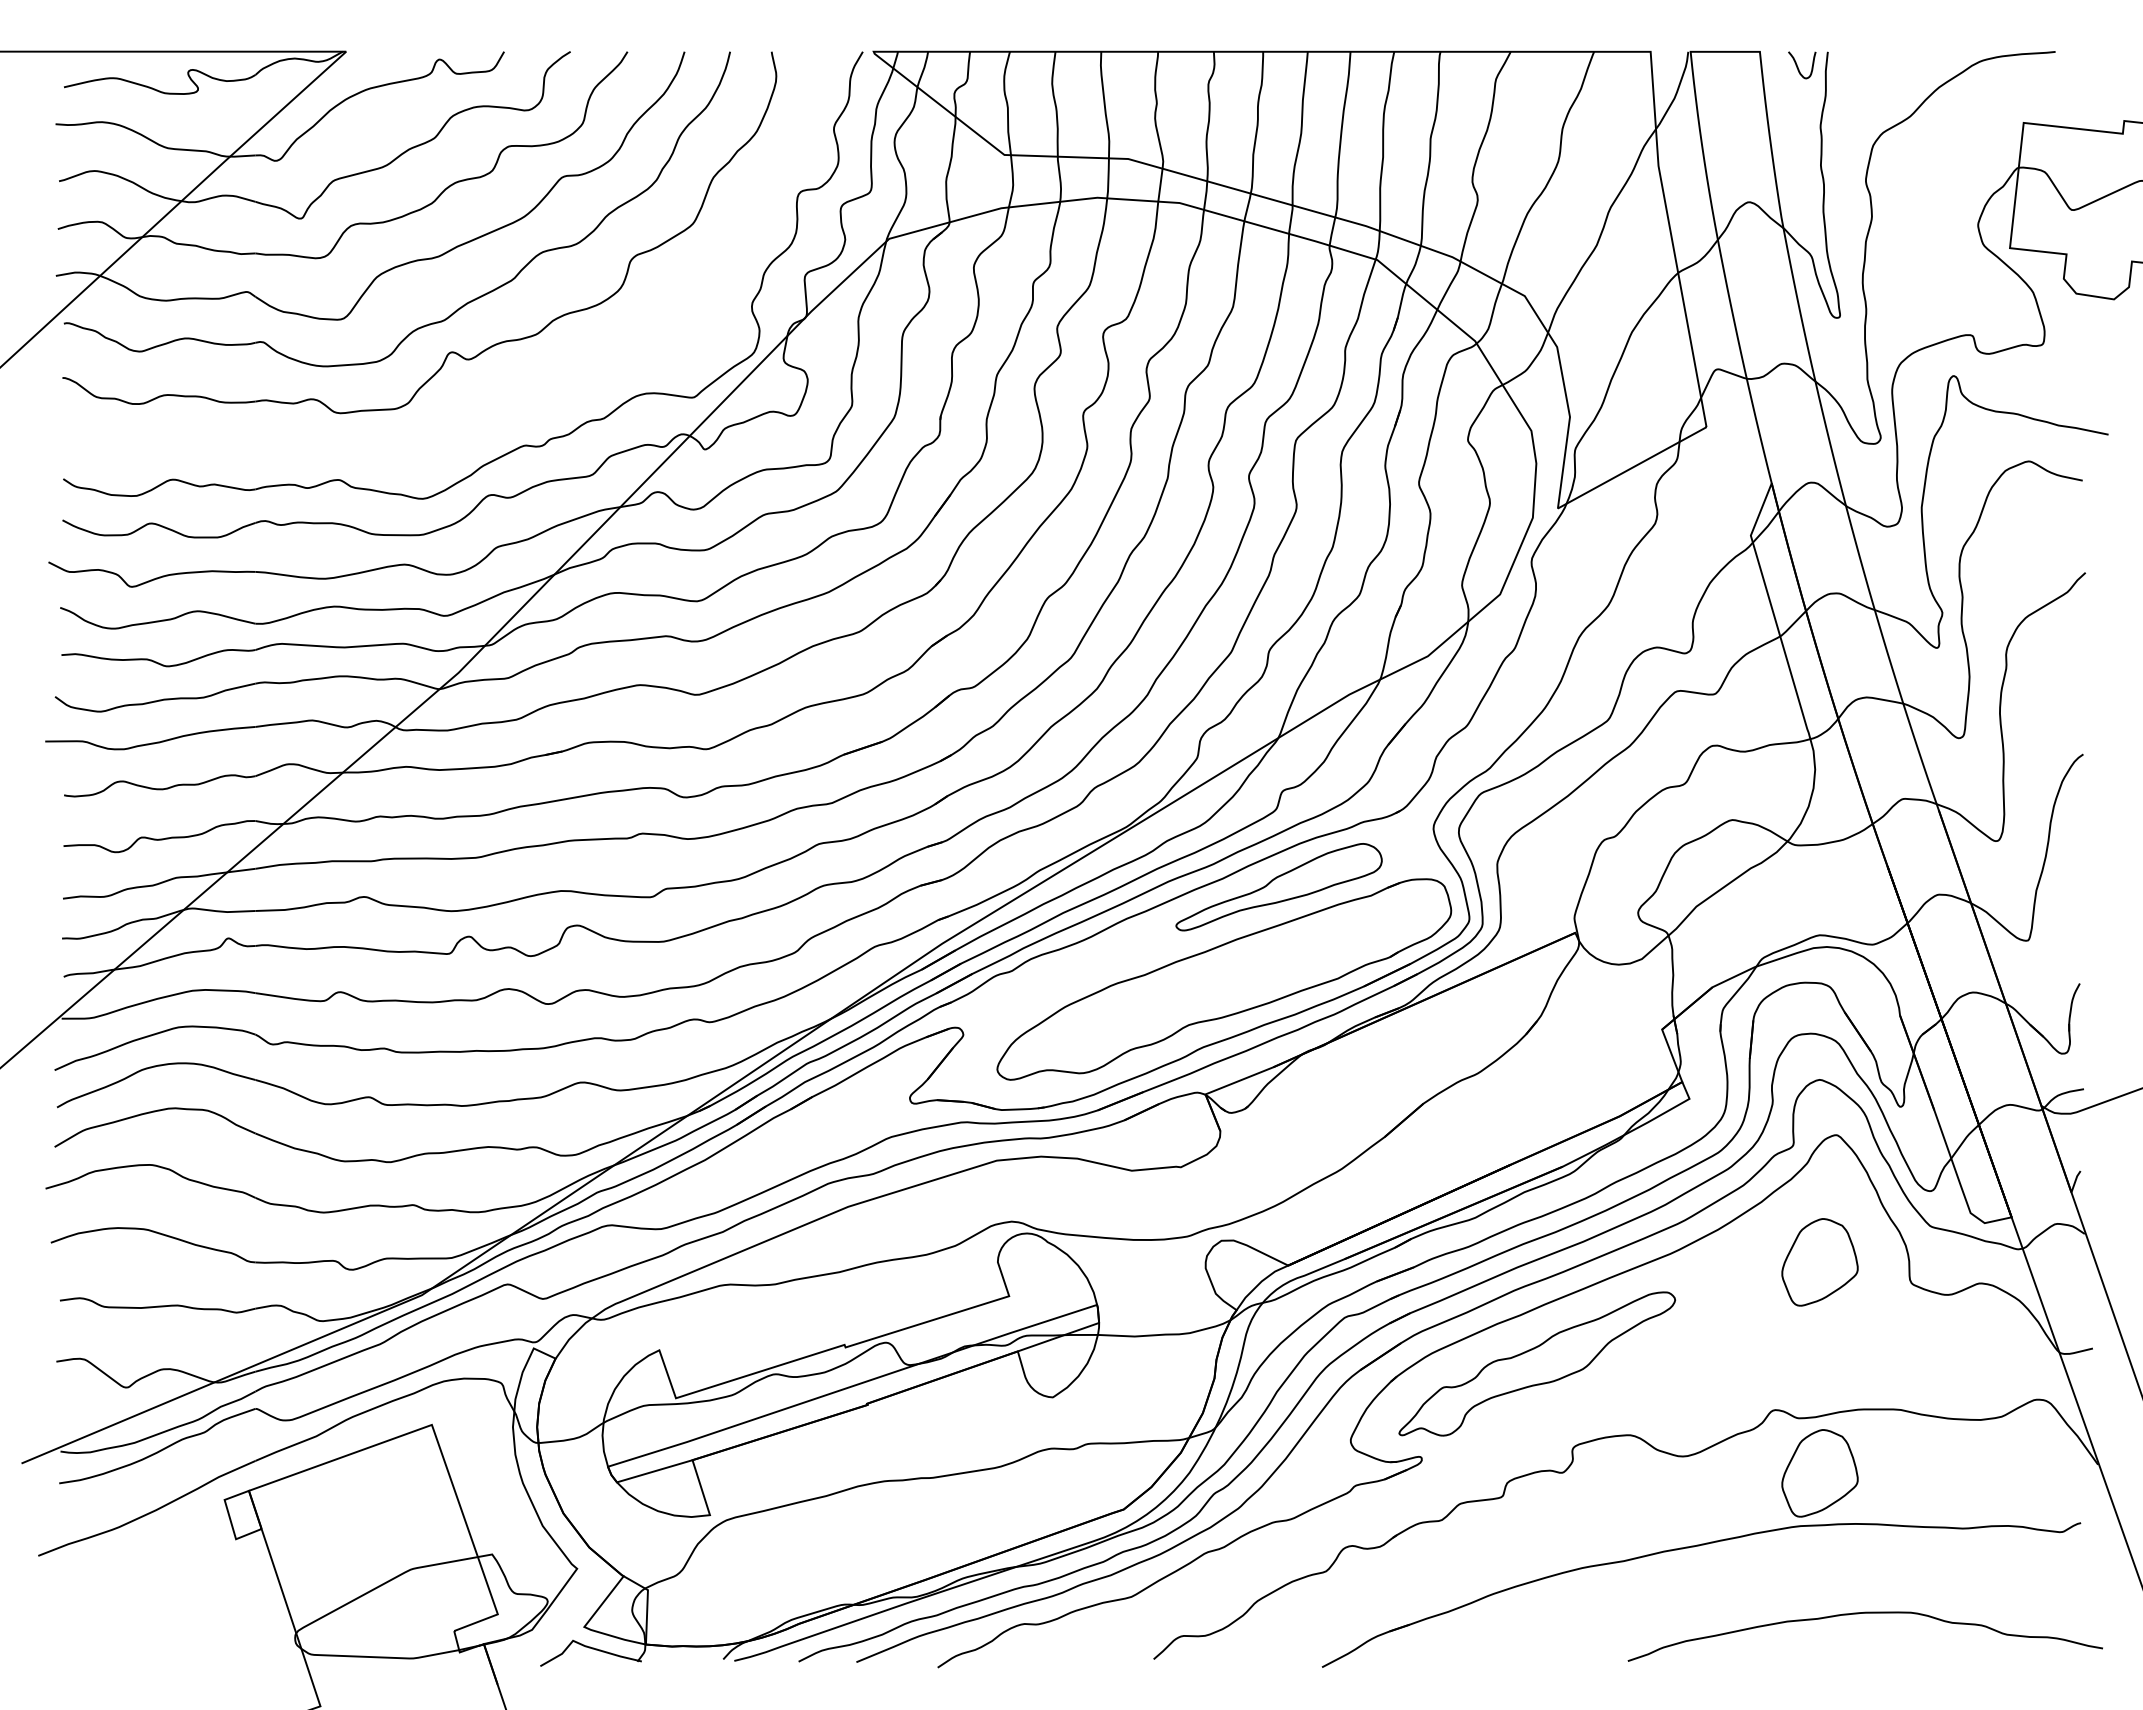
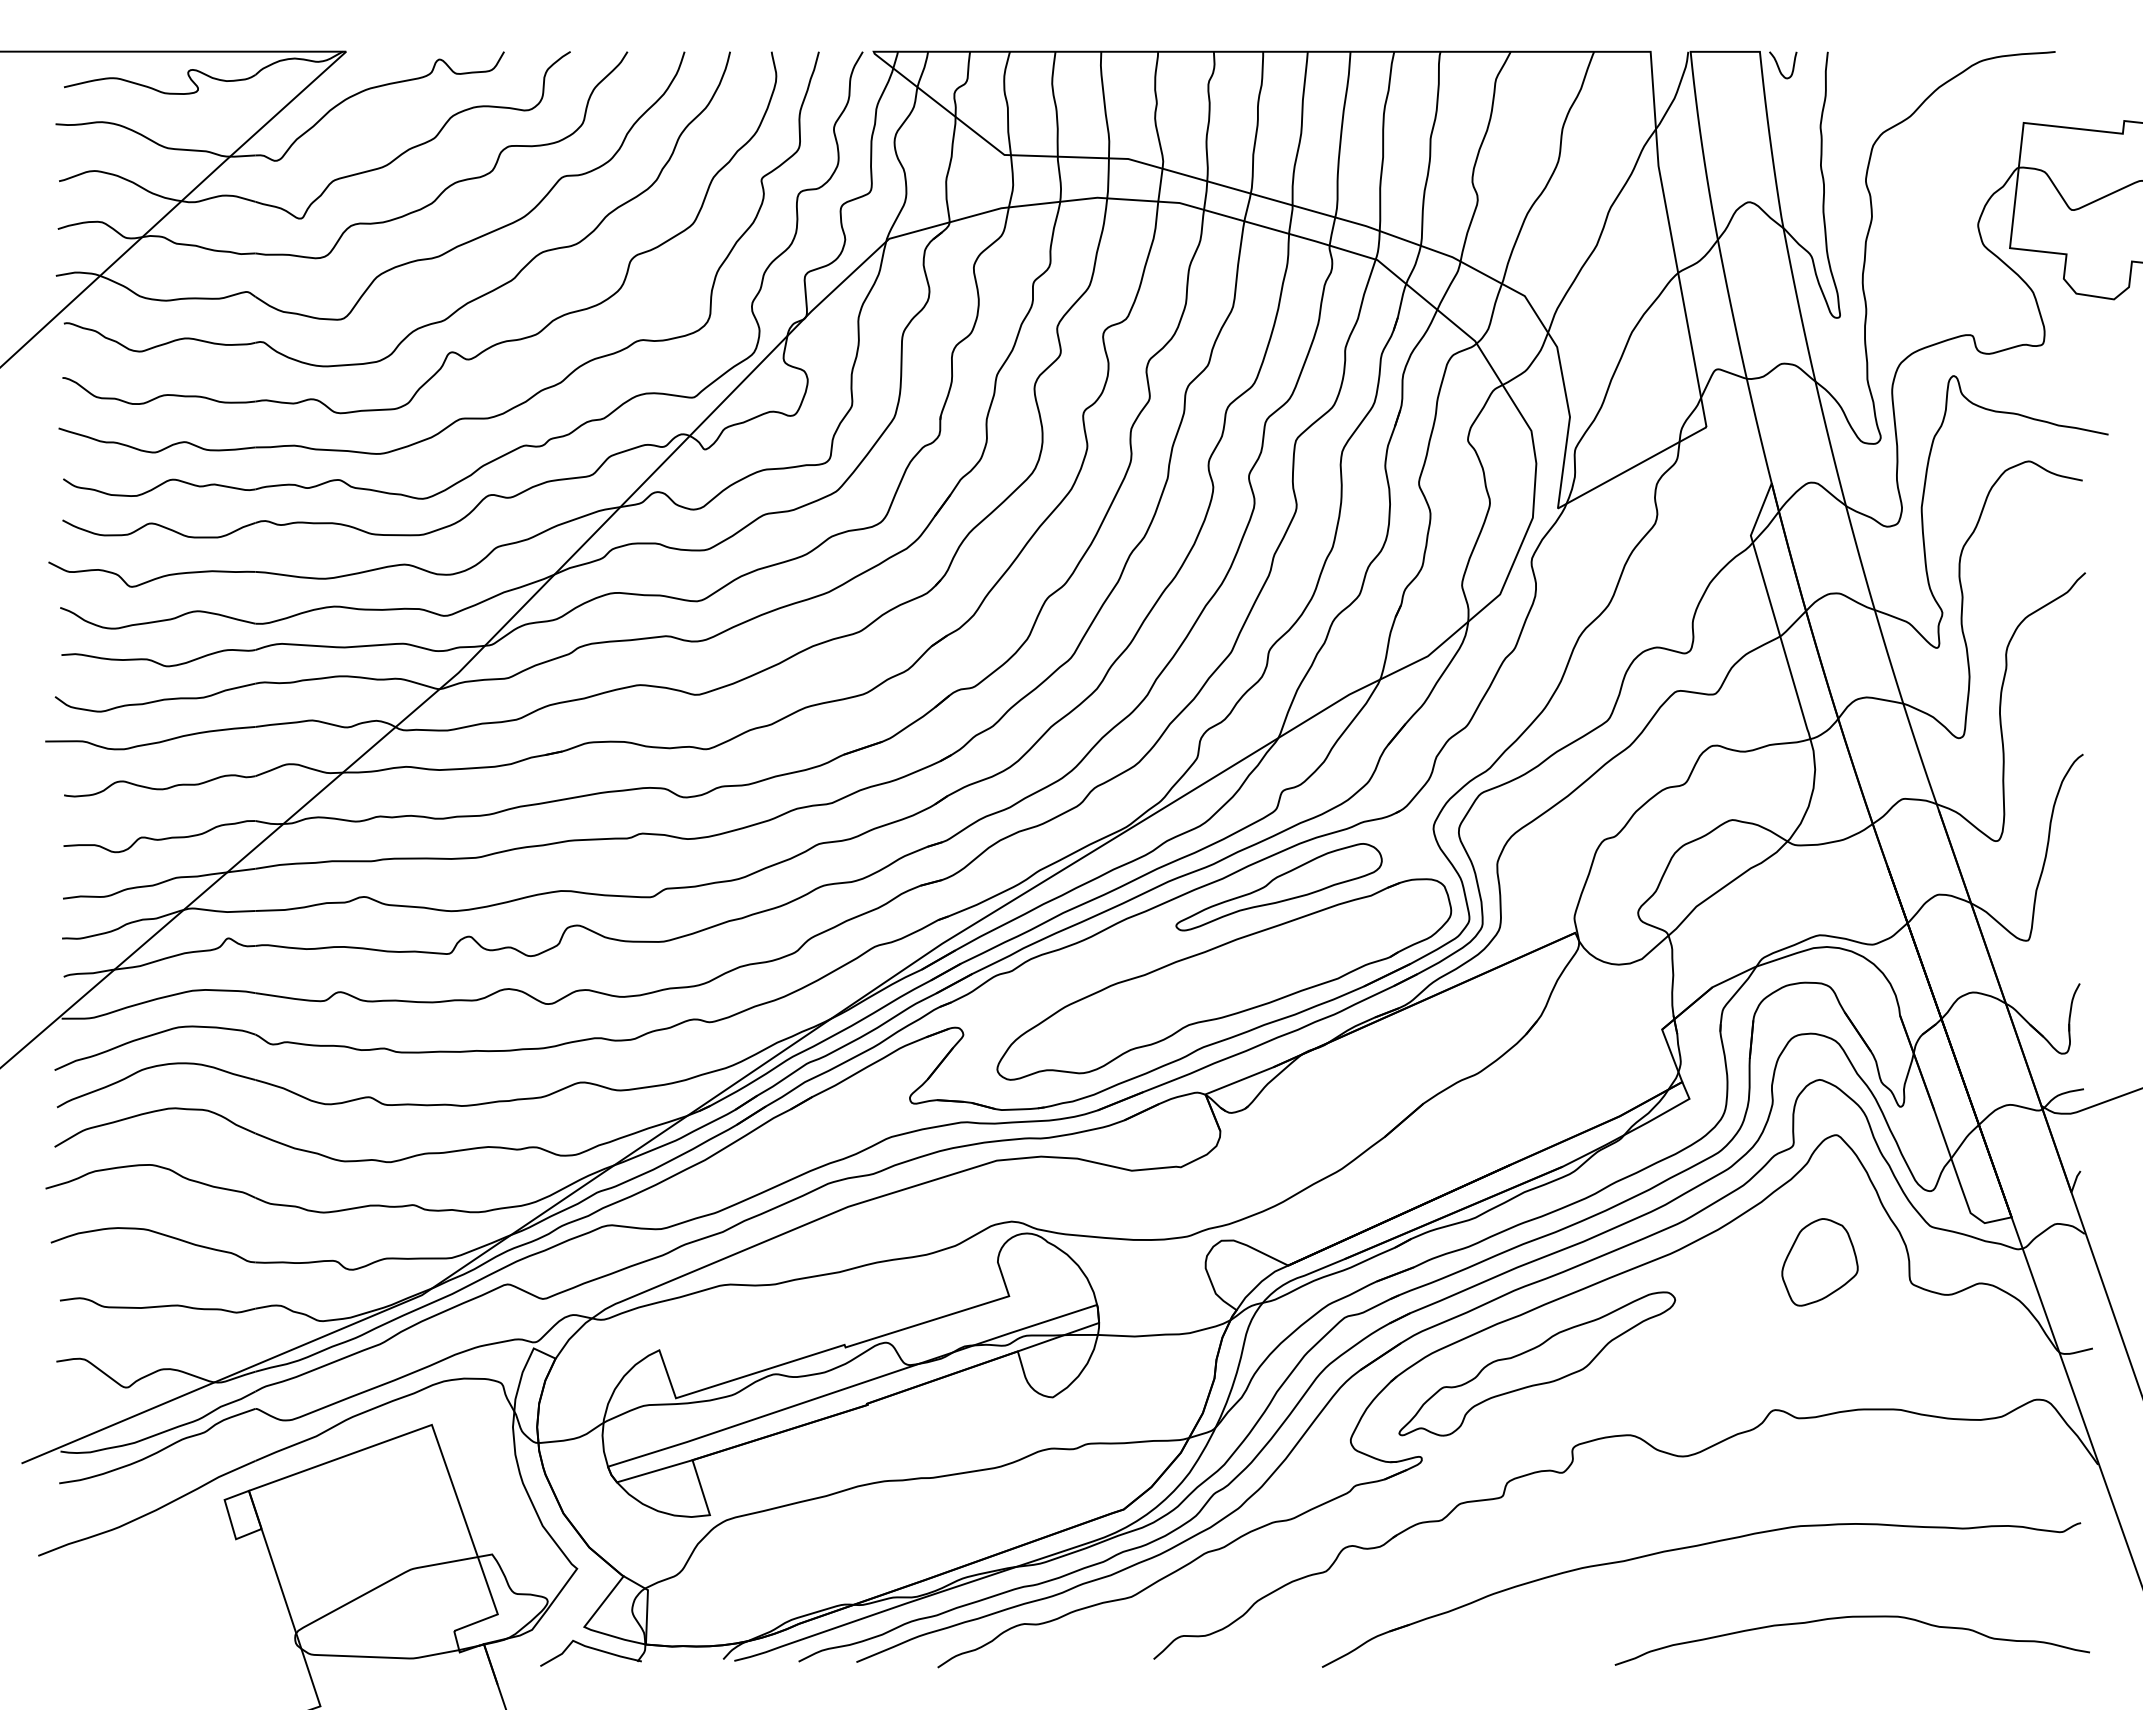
curve position: (1798, 66) -> (1779, 66) (1779, 66)
part: none -> present (462, 417)
part: present -> none (1819, 1473)
curve position: (1858, 1614) -> (1845, 1618) (1845, 1618)
